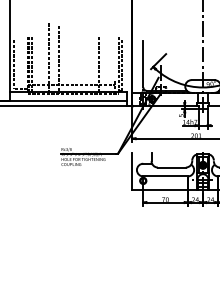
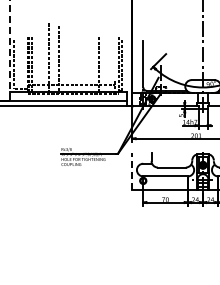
line: solid -> dashed (9, 50)
line: solid -> dashed (132, 170)
